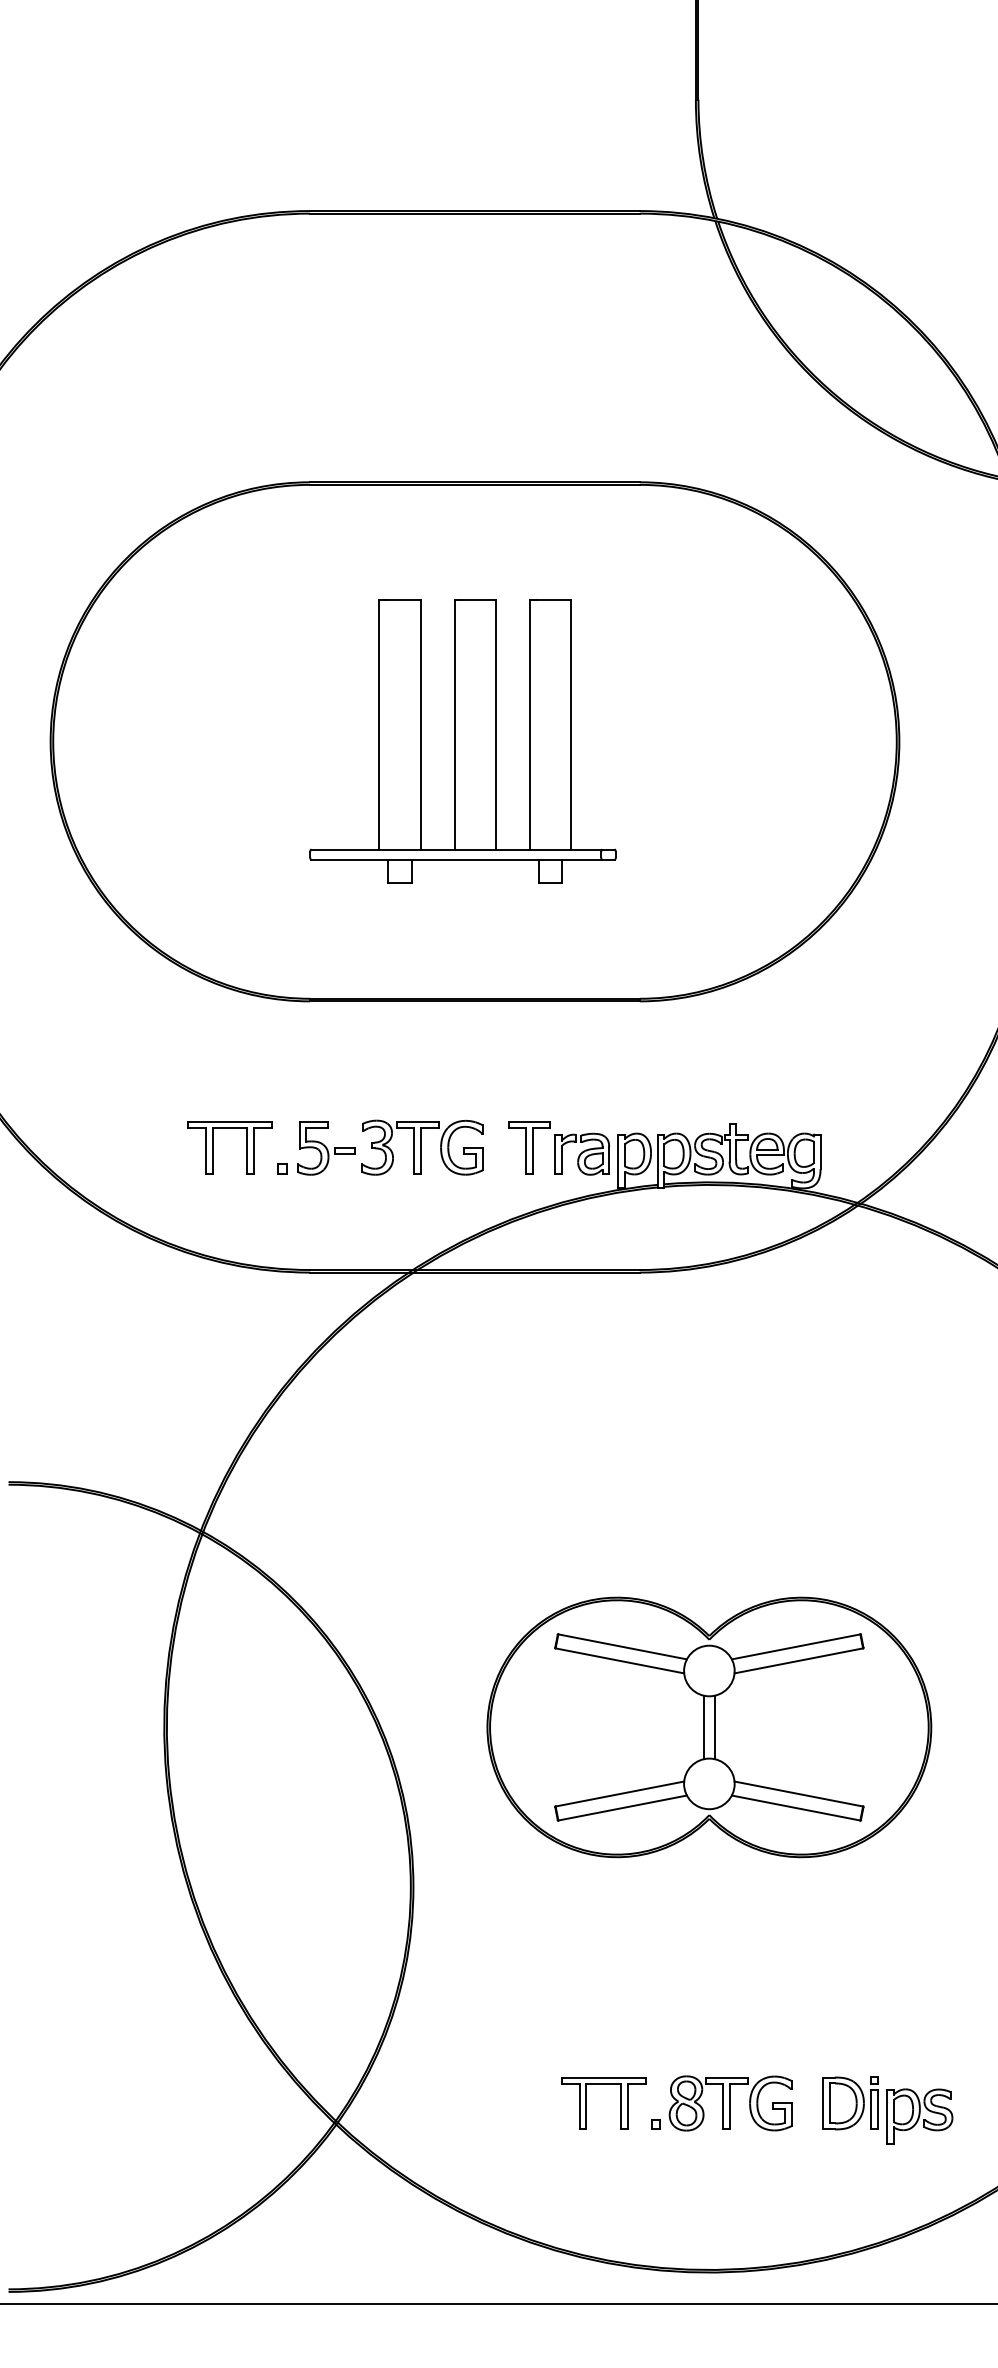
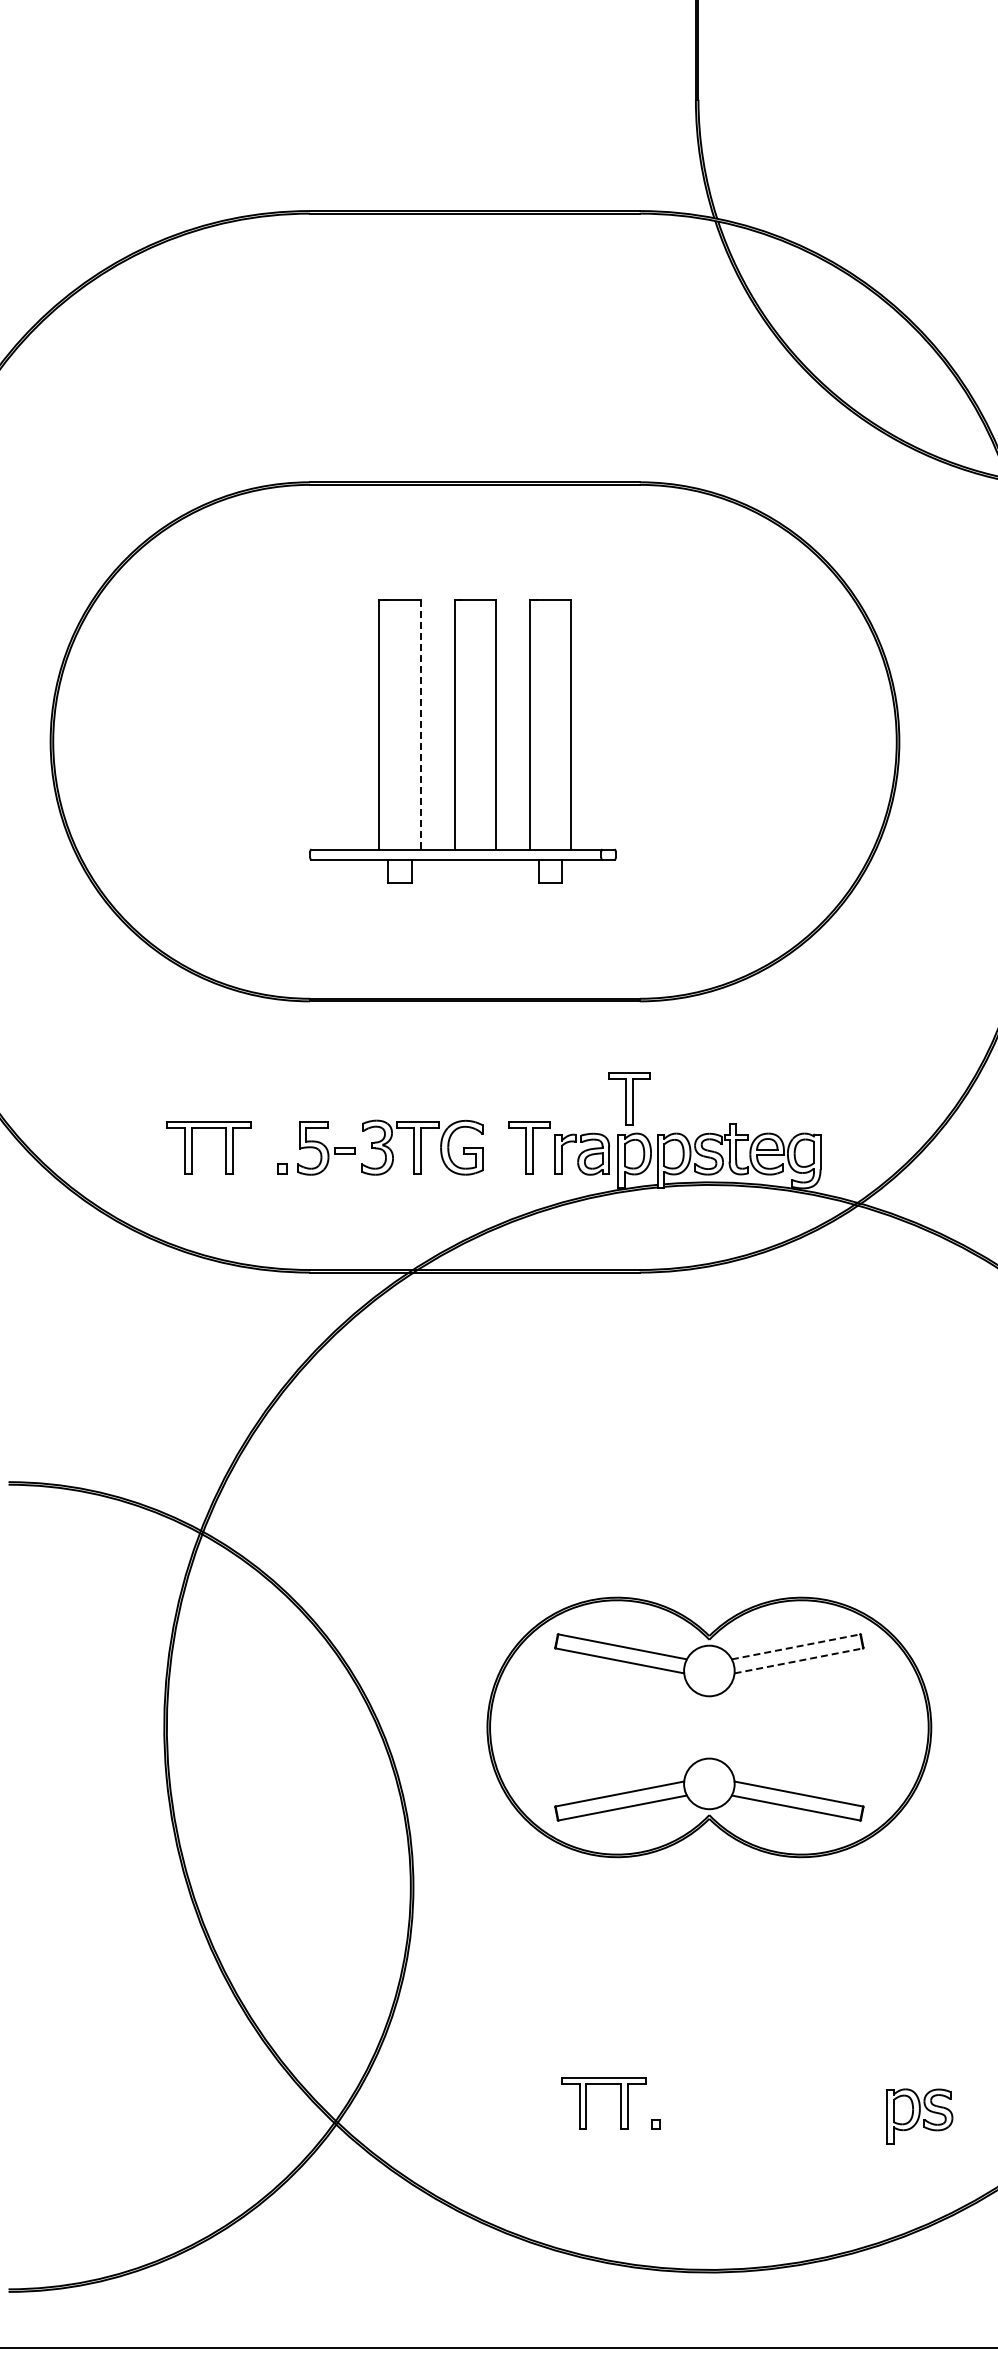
line: solid -> dashed (420, 724)
part: none -> present (629, 1098)
part position: (213, 1147) -> (192, 1147) (192, 1147)
line: solid -> dashed (796, 1646)
line: solid -> dashed (799, 1660)
line: present -> none (704, 1727)
line: present -> none (714, 1727)
part: present -> none (730, 2103)
part: present -> none (850, 2103)
line position: (498, 2303) -> (498, 2347) (498, 2347)
